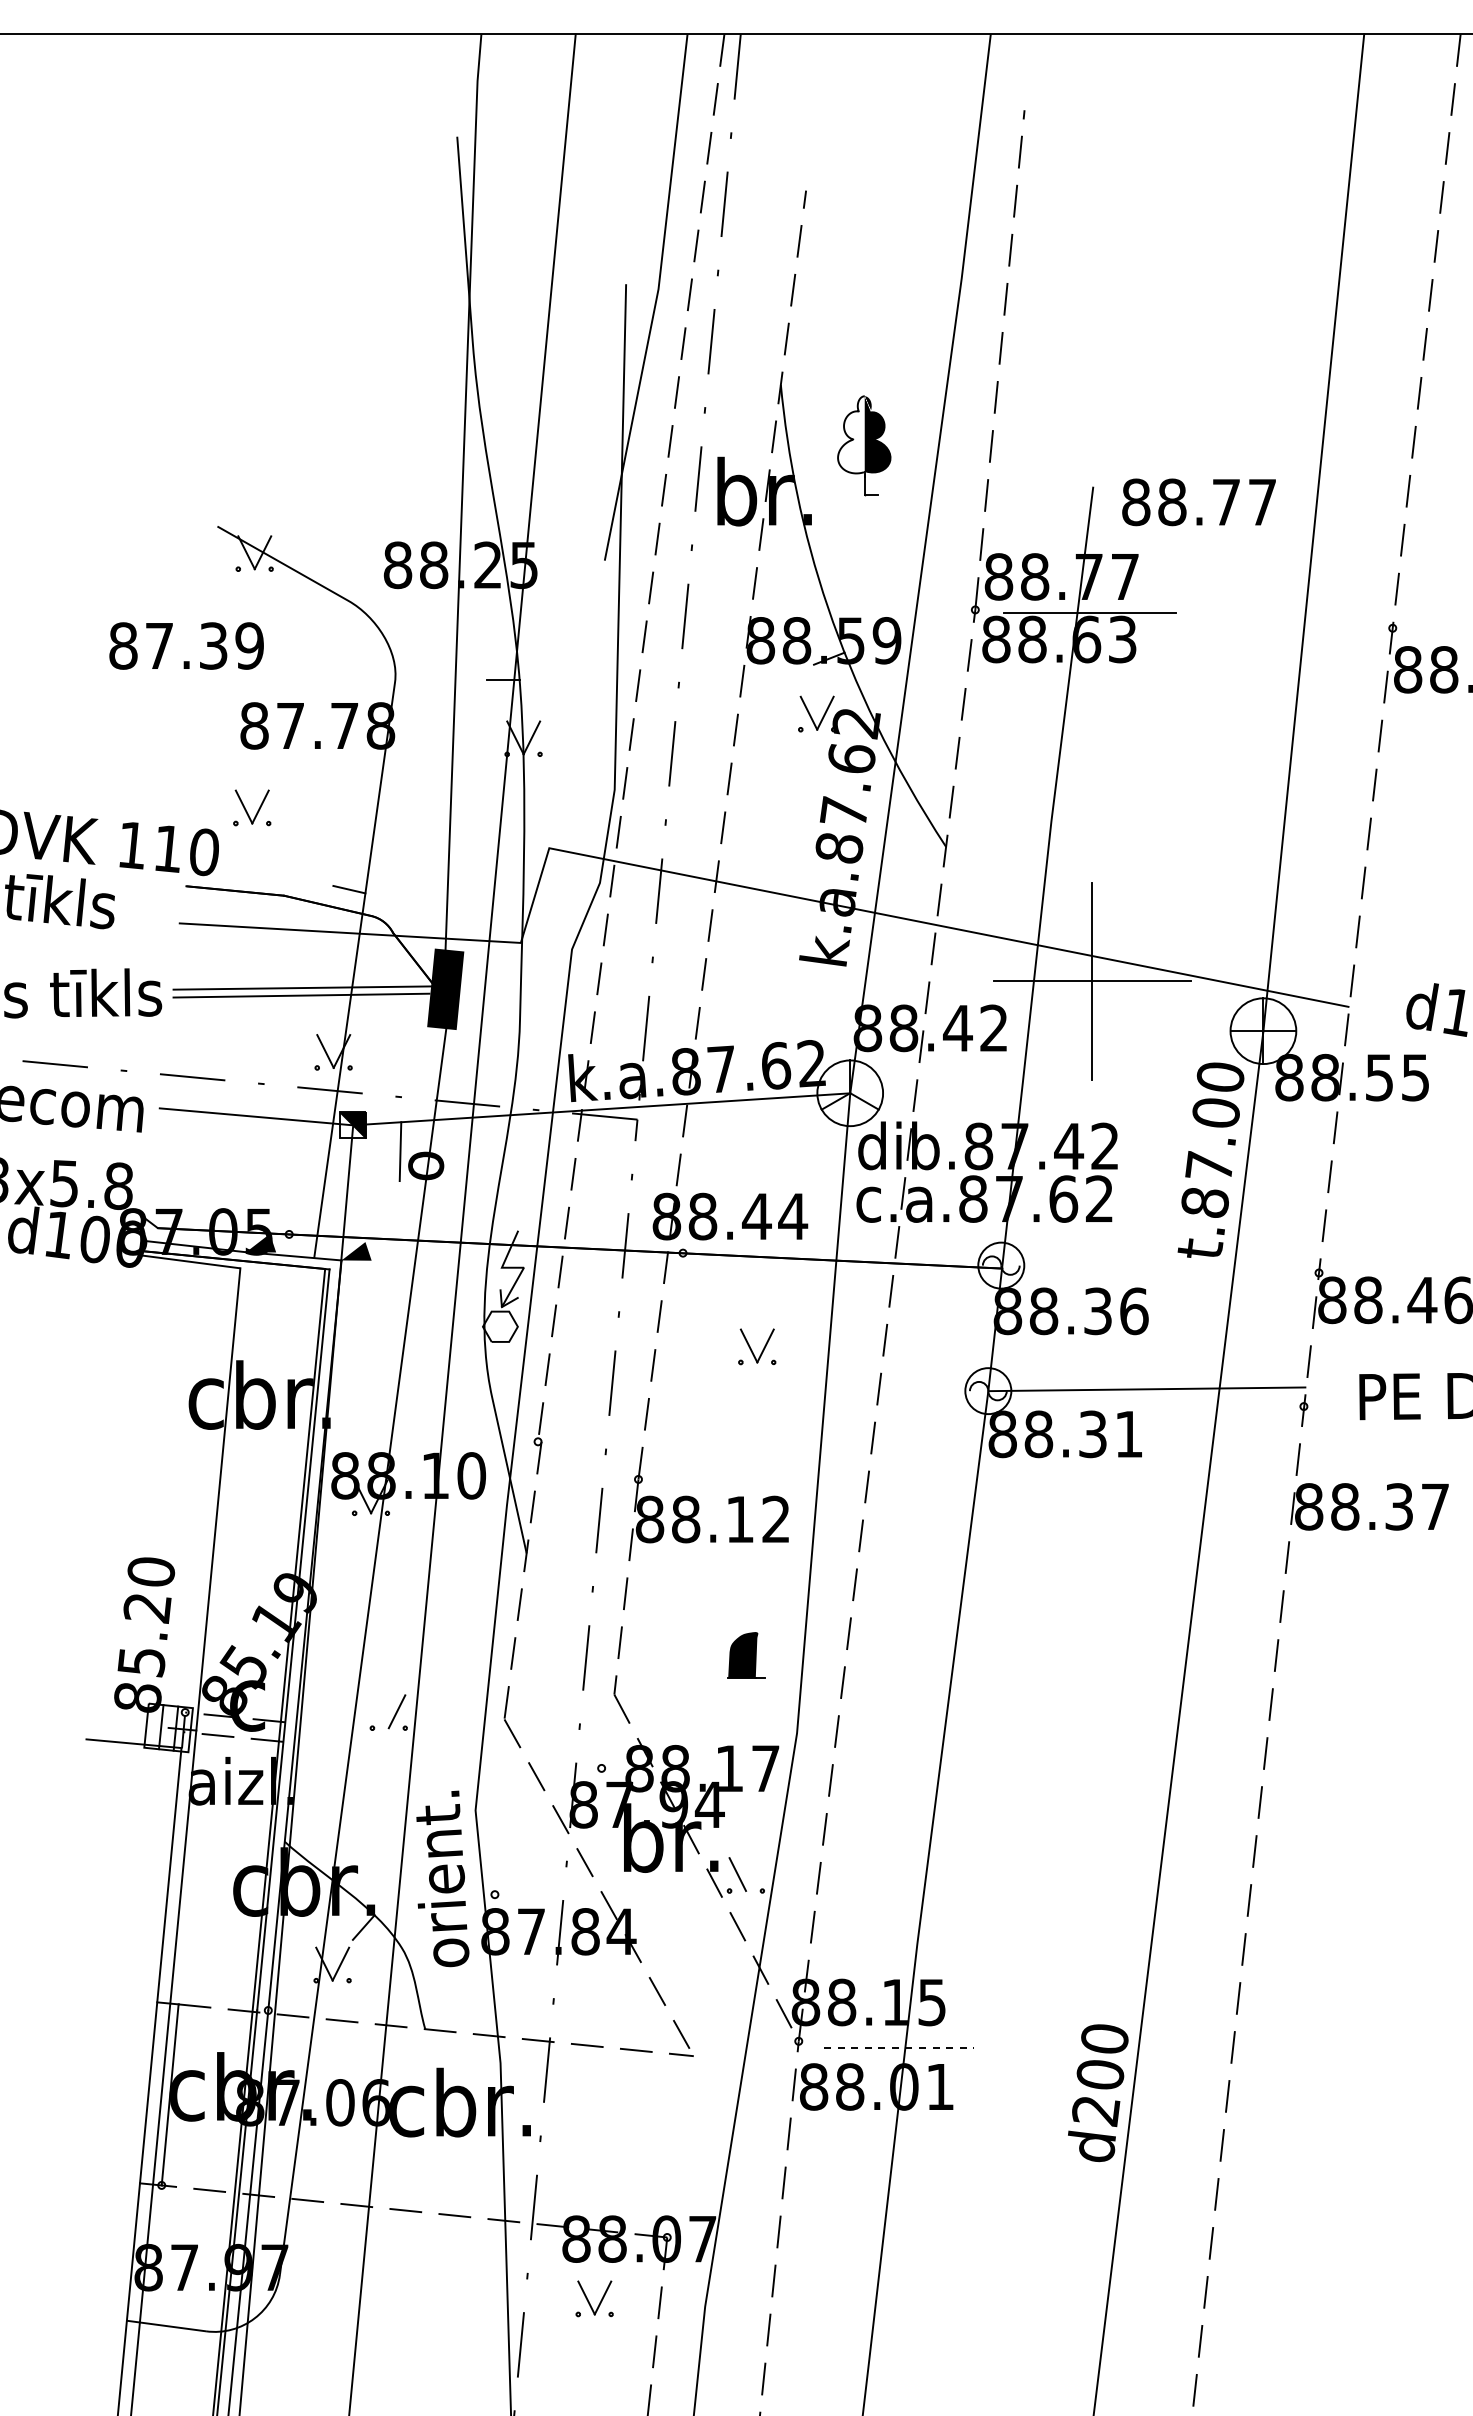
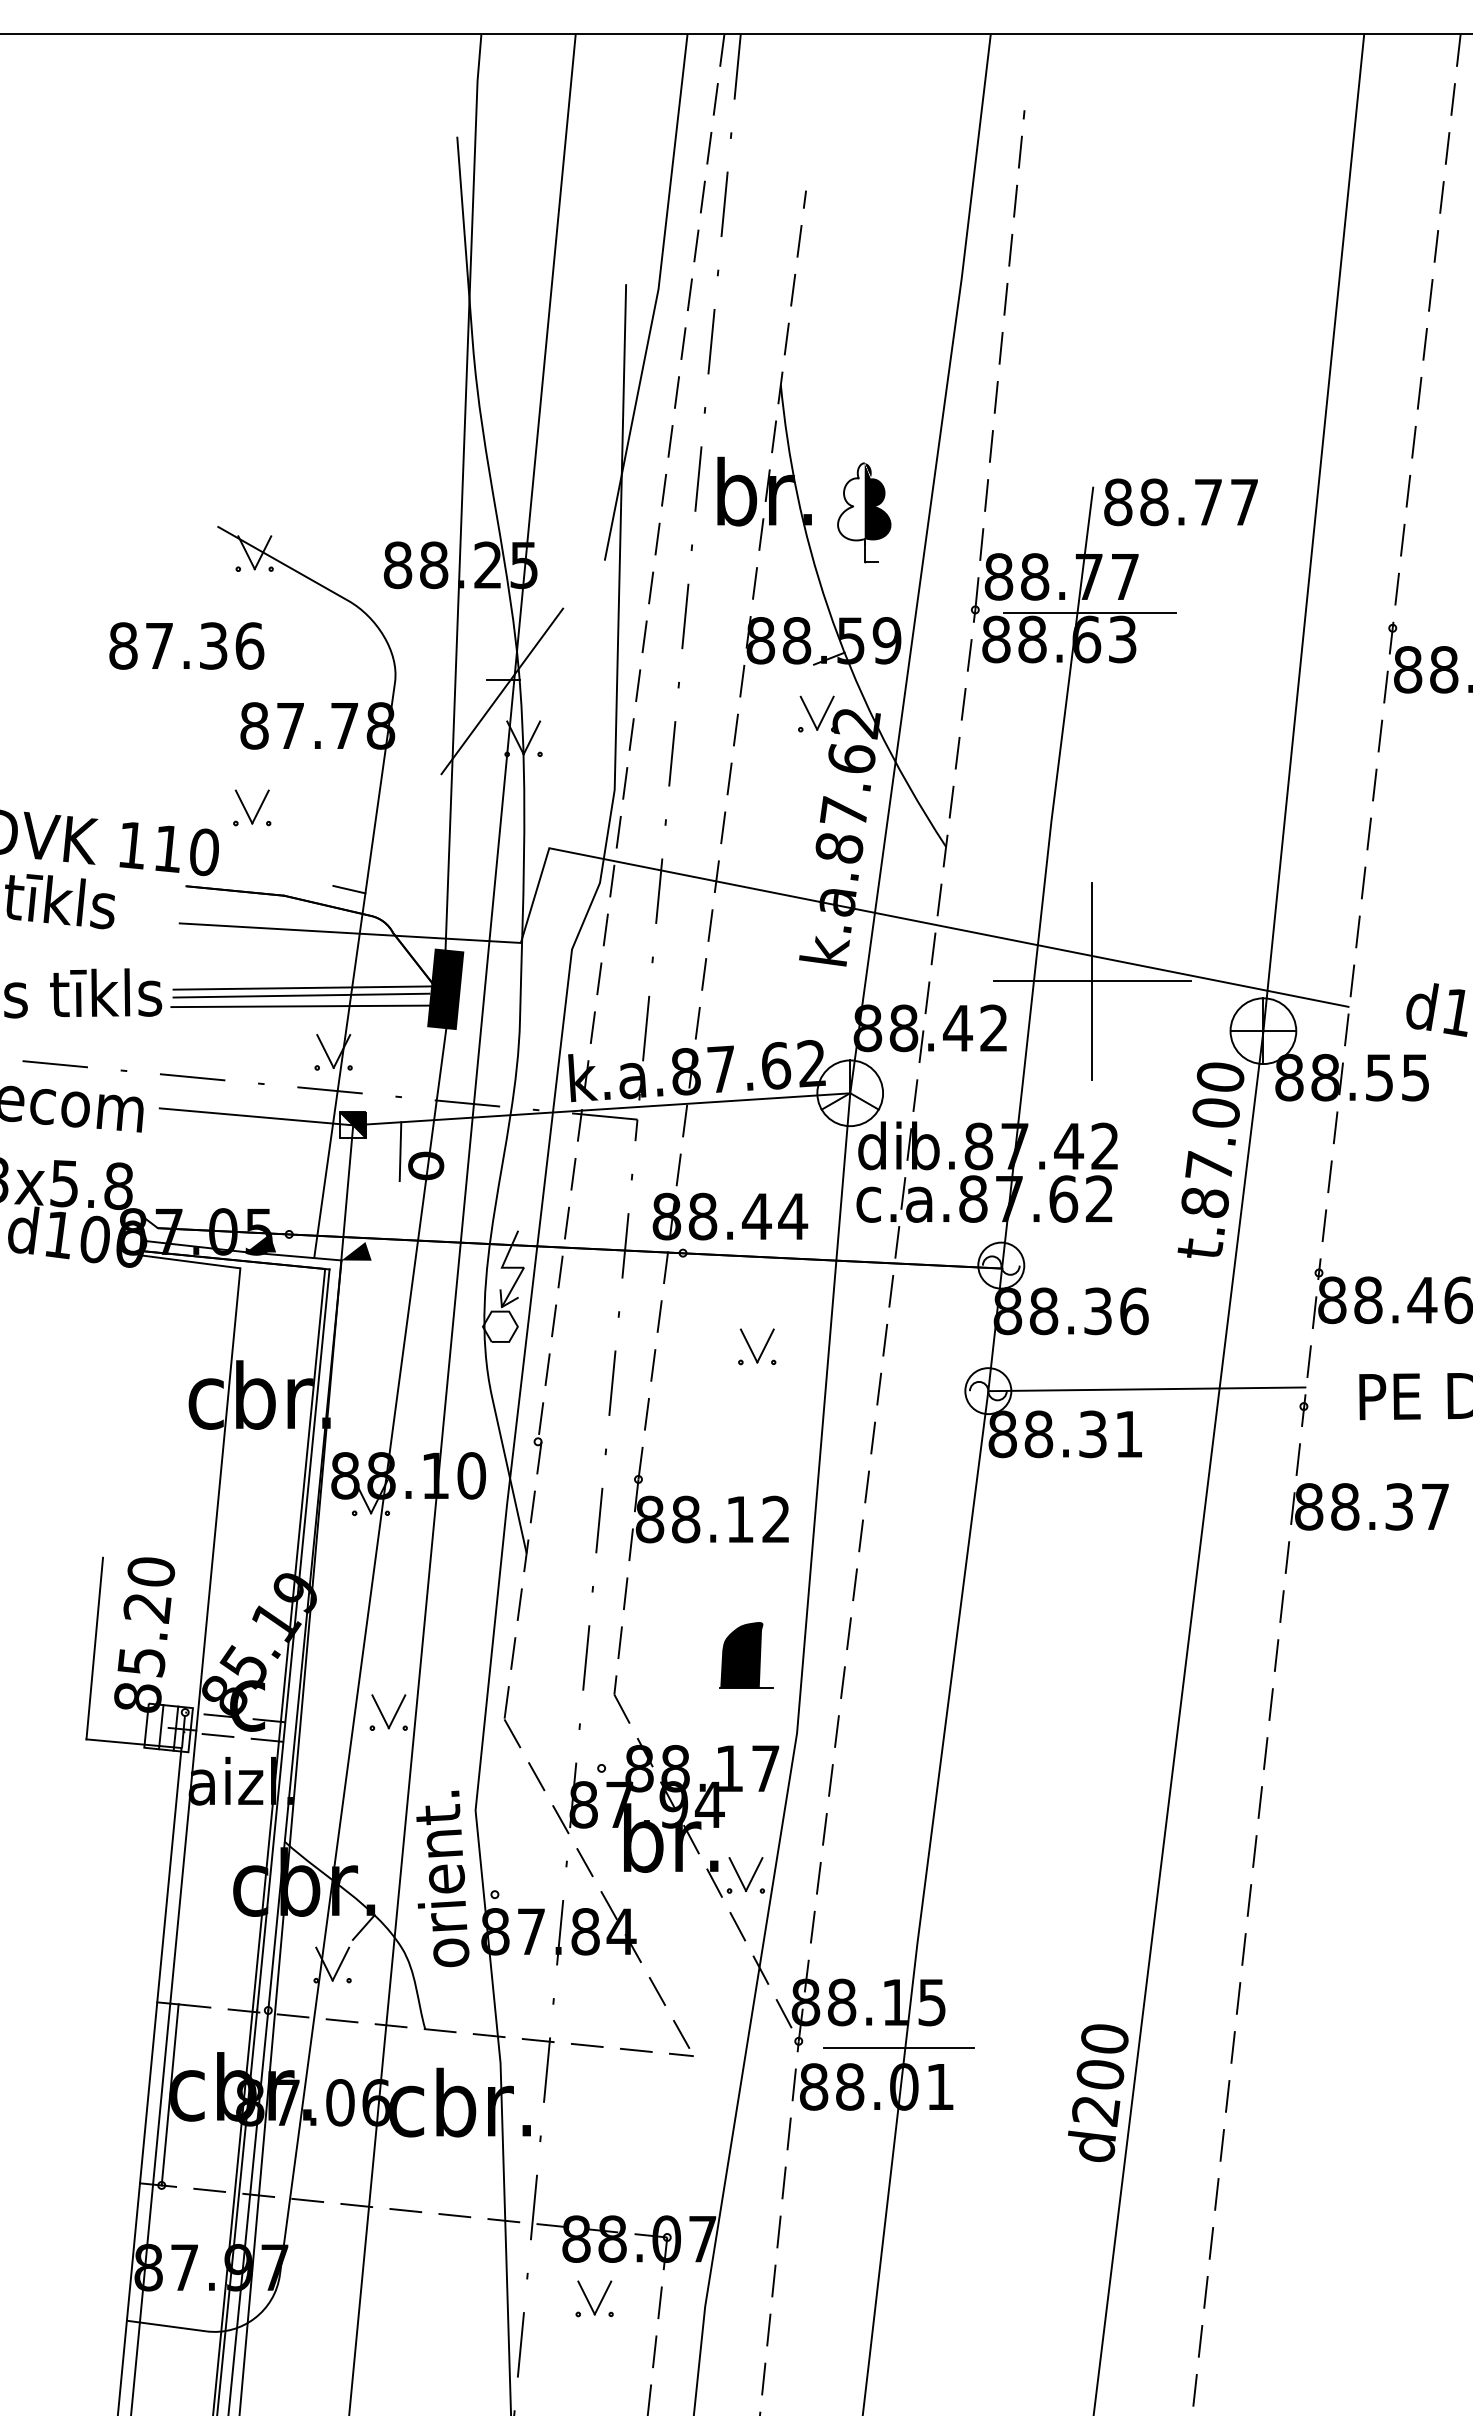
part position: (864, 445) -> (864, 512) (864, 512)
text position: (1198, 502) -> (1180, 502) (1180, 502)
text: 87.39 -> 87.36 (249, 645)
line: none -> present (502, 691)
line: none -> present (300, 1006)
line: none -> present (94, 1648)
part size: 39x47 px -> 55x67 px (746, 1655)
line: none -> present (380, 1711)
line: none -> present (754, 1874)
line: dashed -> solid (898, 2047)
